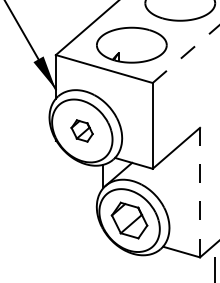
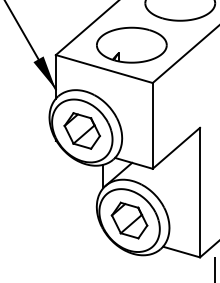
line: dashed -> solid (186, 53)
part size: 24x24 px -> 38x38 px (81, 130)
line: dashed -> solid (200, 192)
